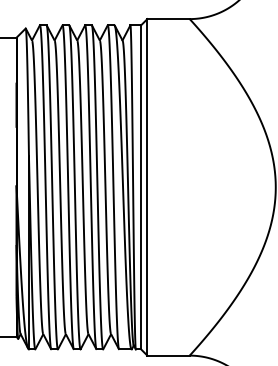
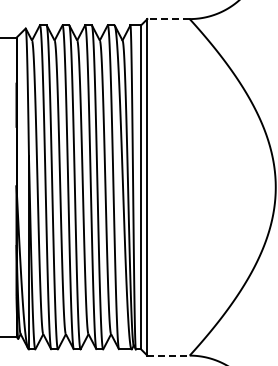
line: solid -> dashed (168, 19)
line: solid -> dashed (169, 355)
